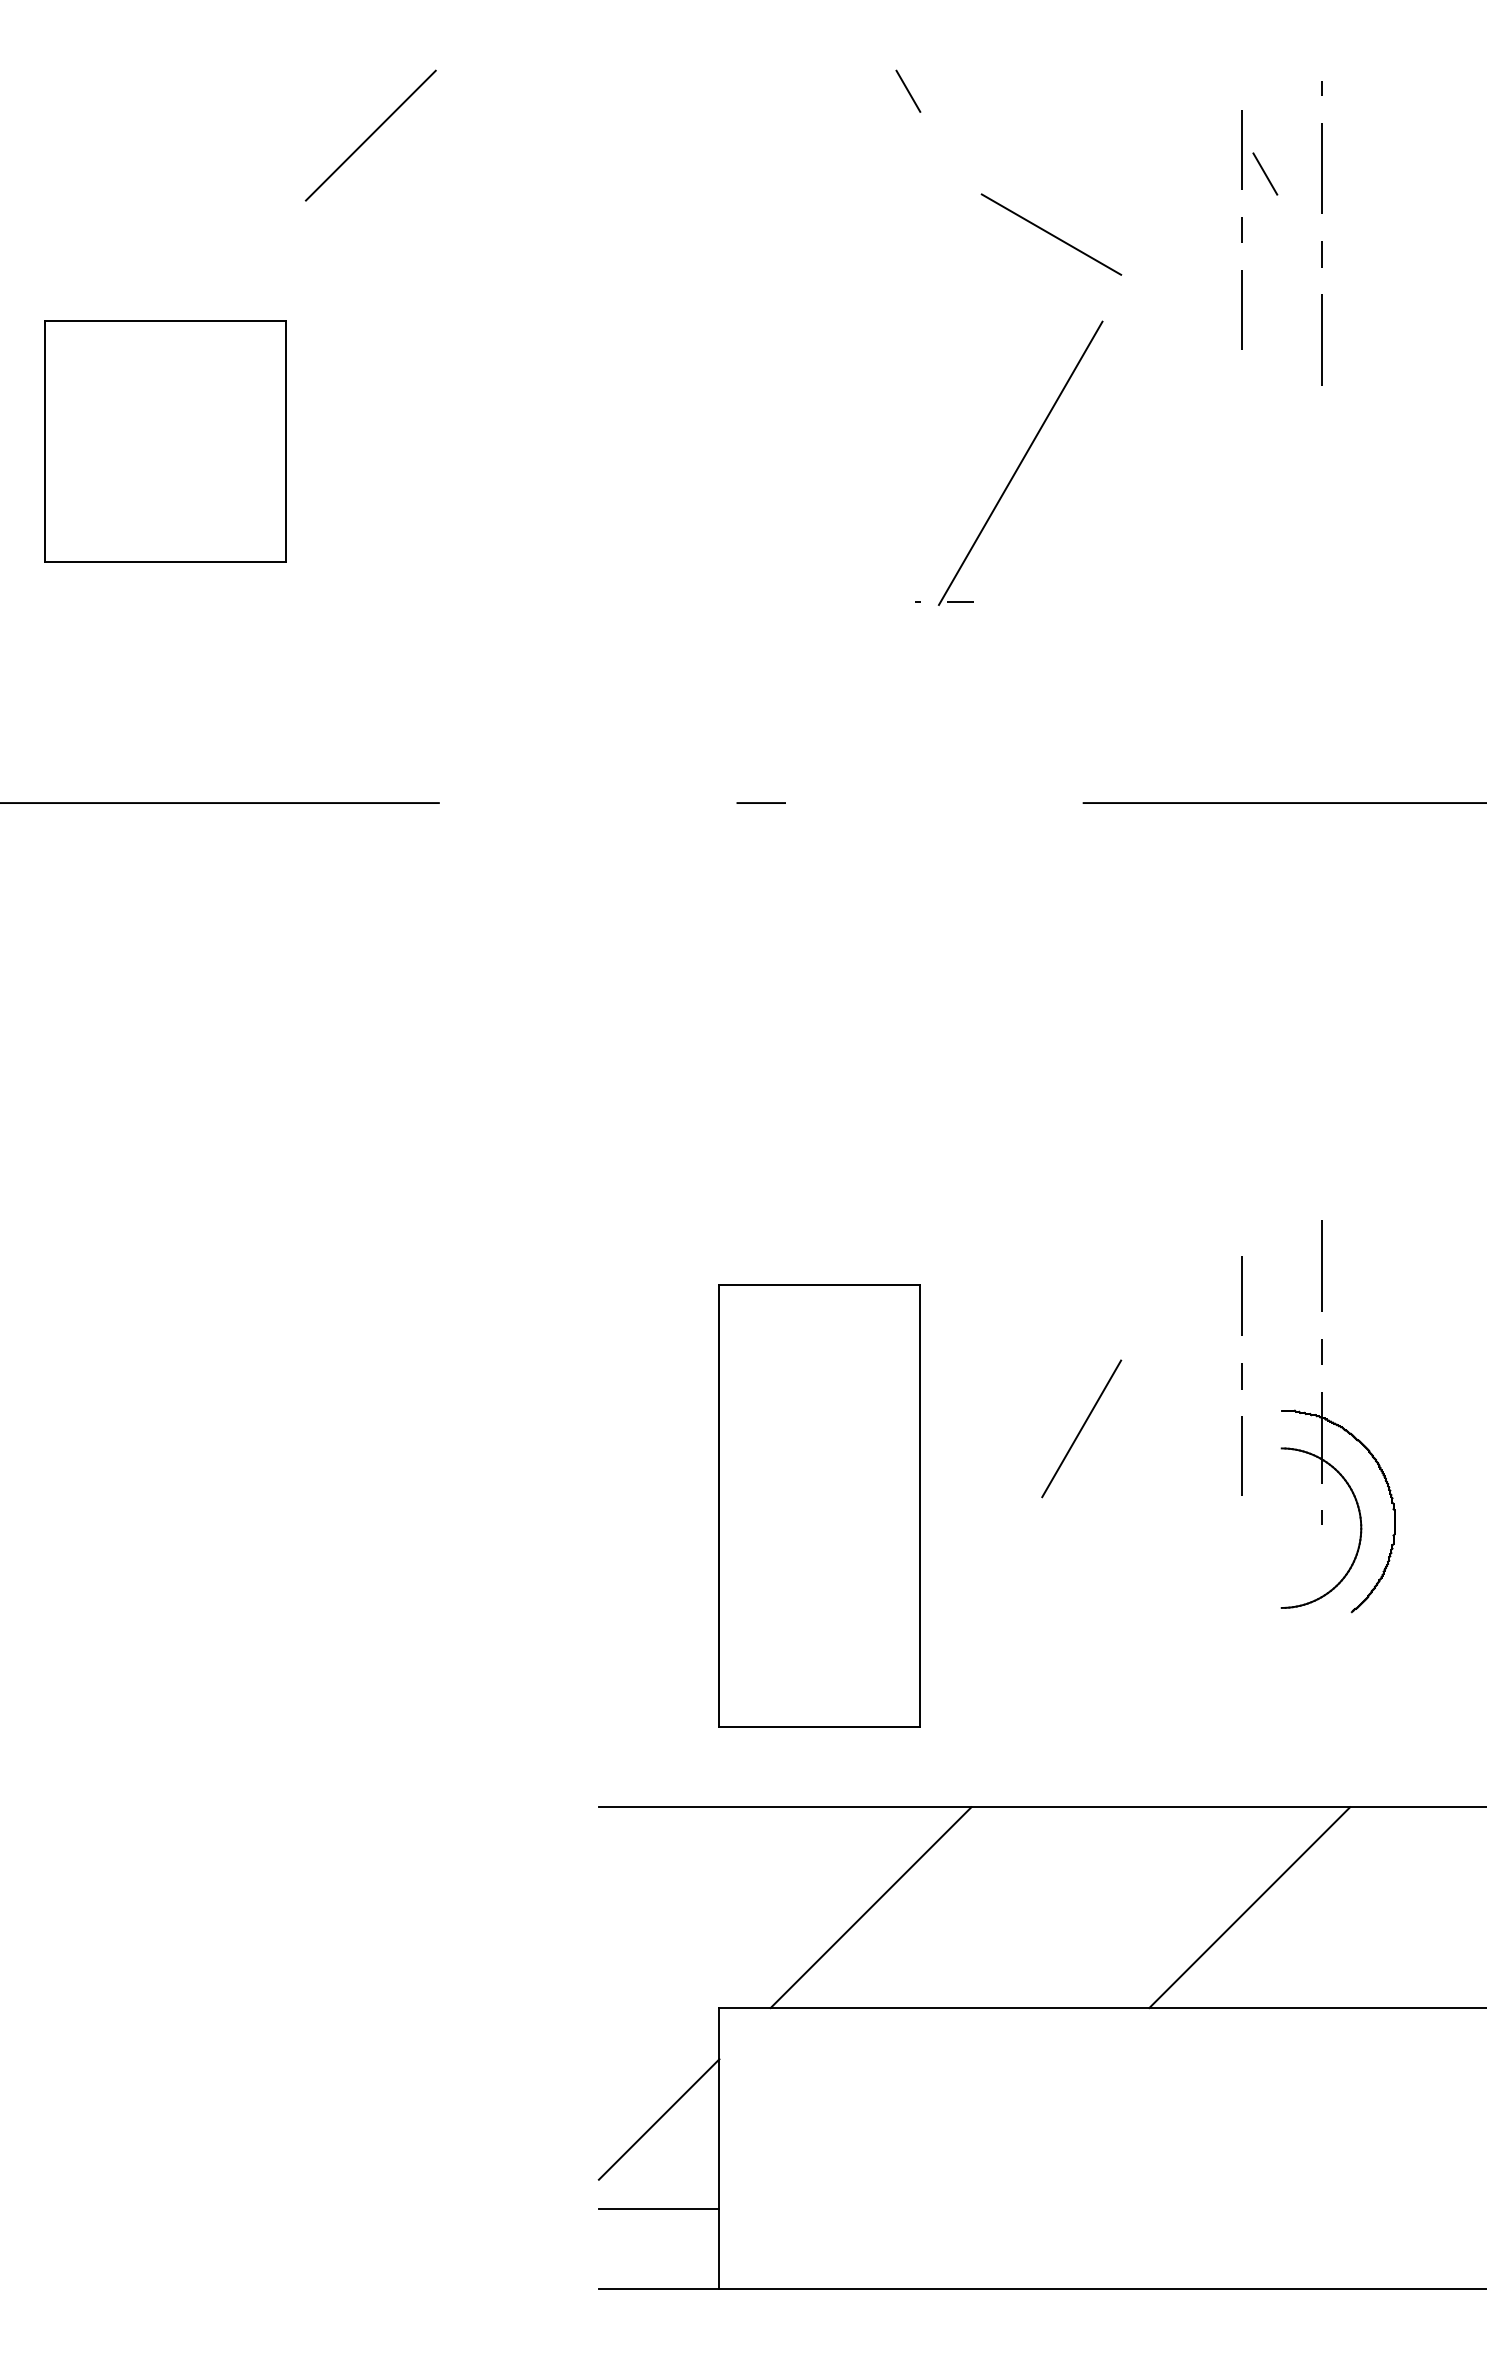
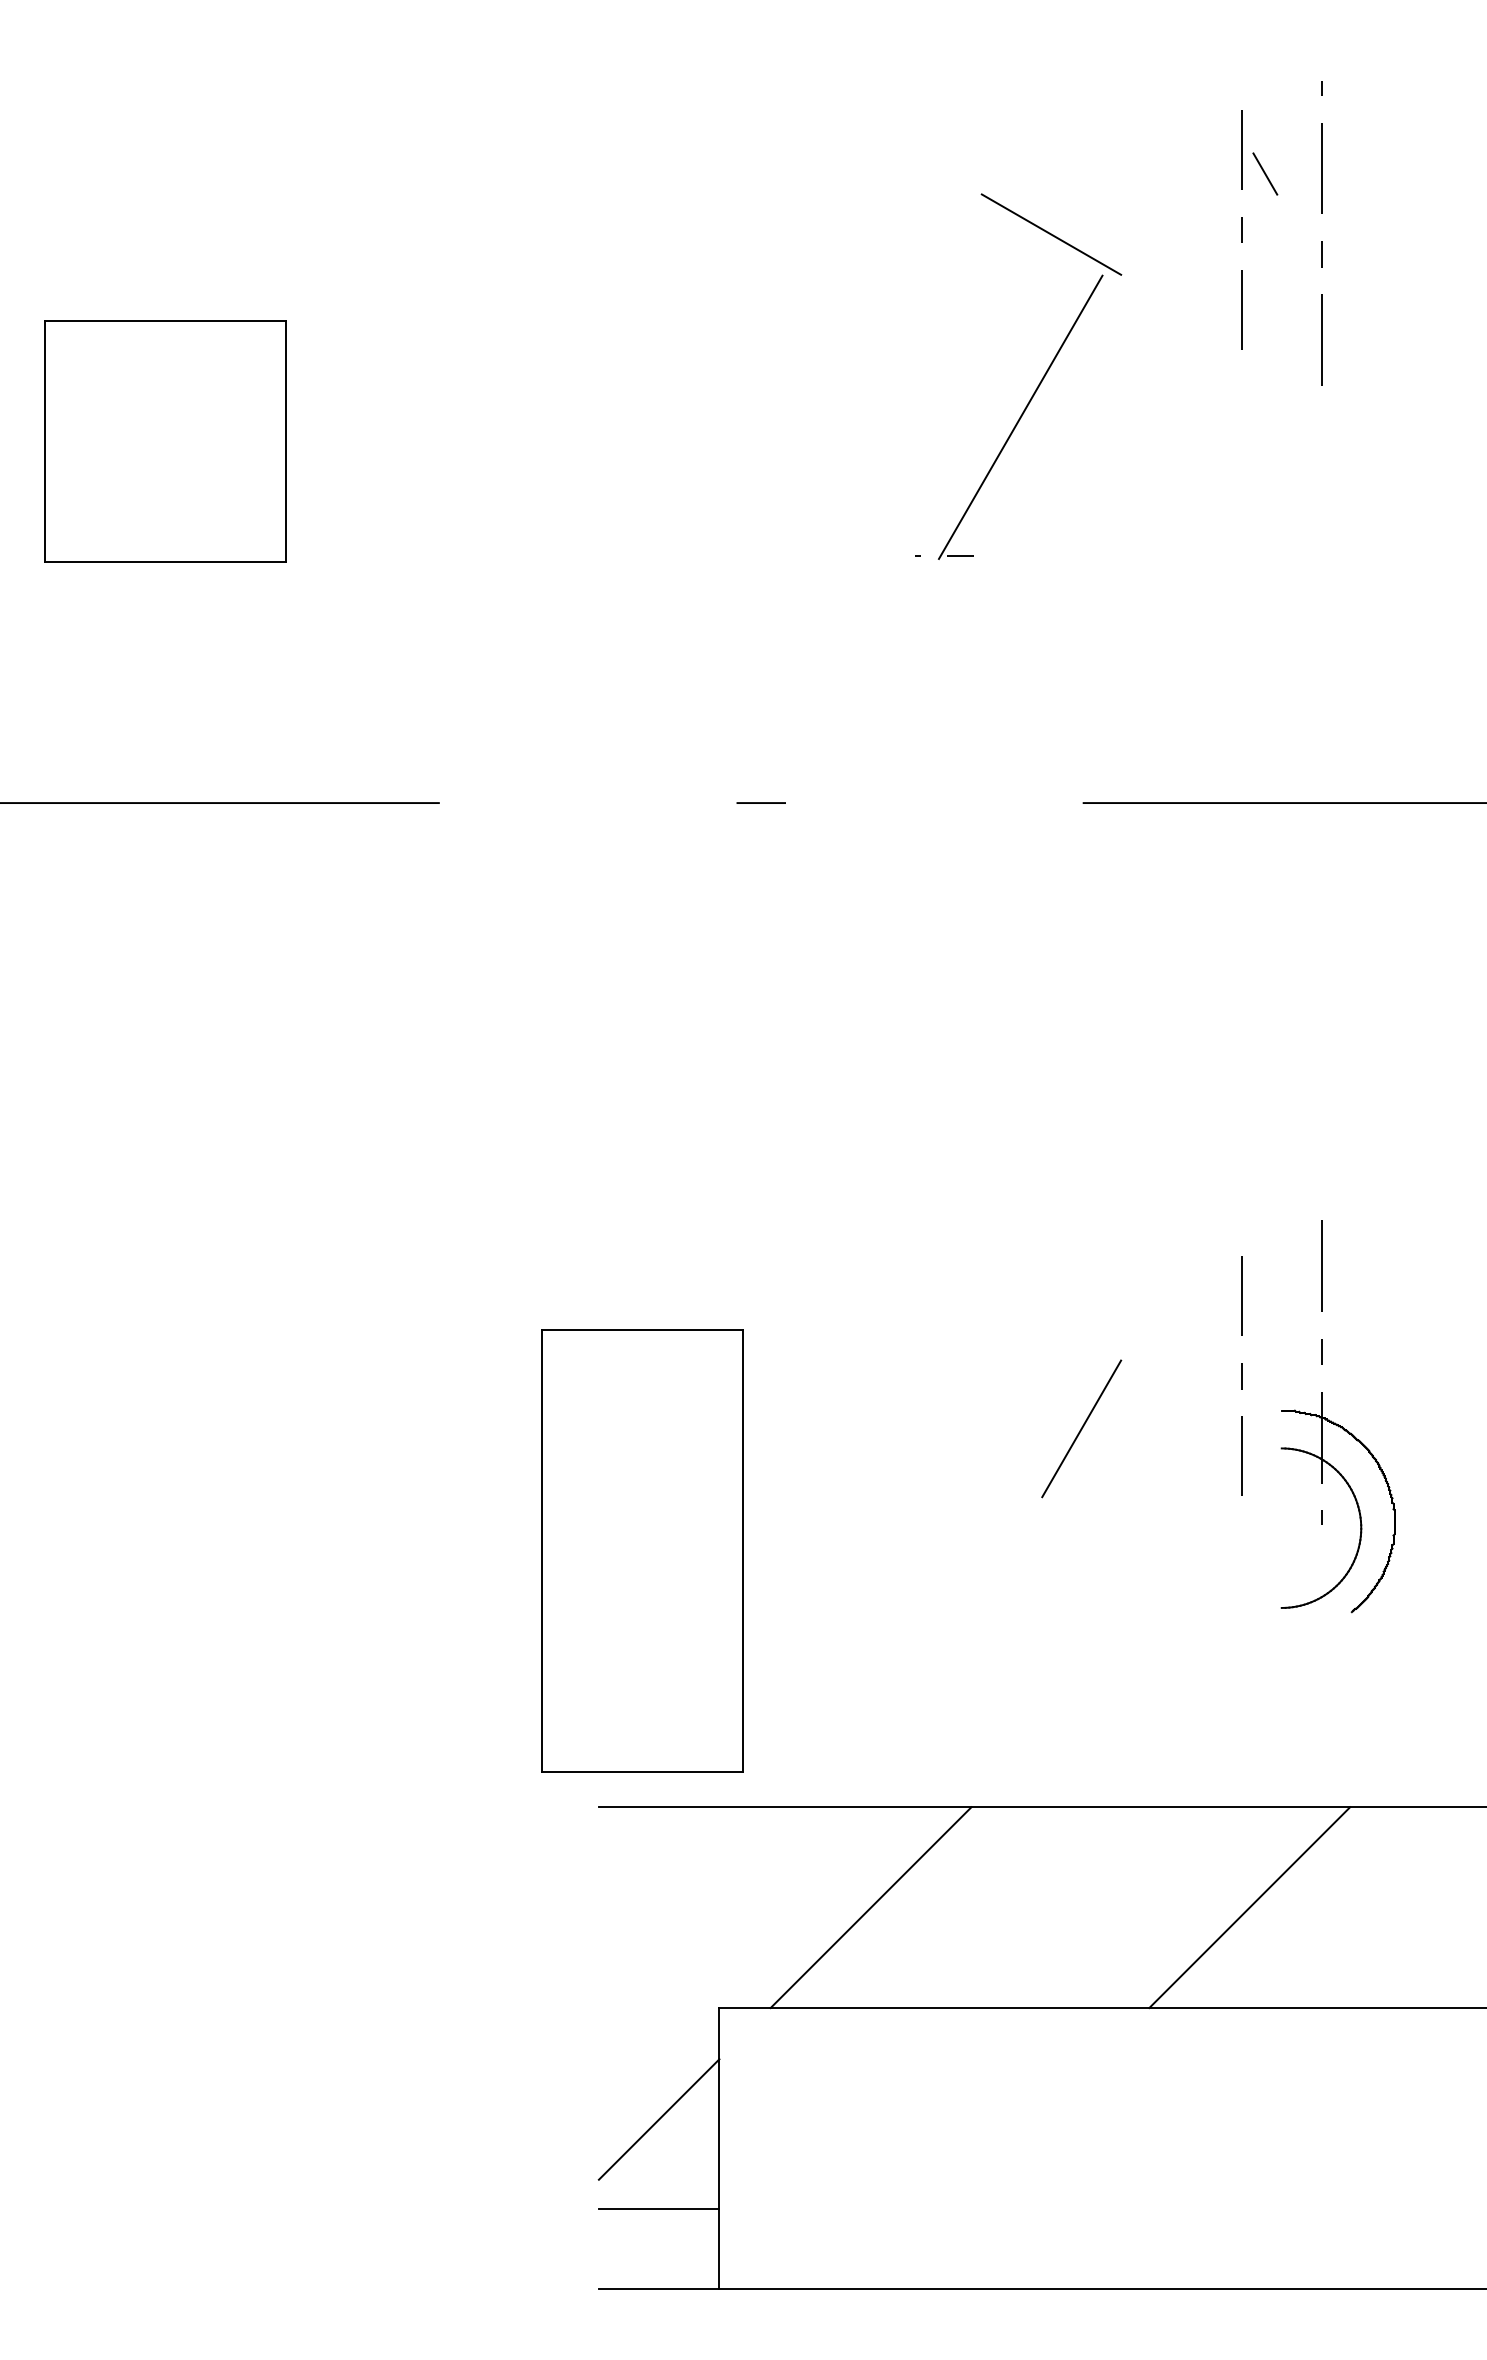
line: present -> none (908, 90)
line: present -> none (370, 135)
part position: (1017, 466) -> (1017, 420) (1017, 420)
part position: (819, 1505) -> (642, 1550) (642, 1550)
